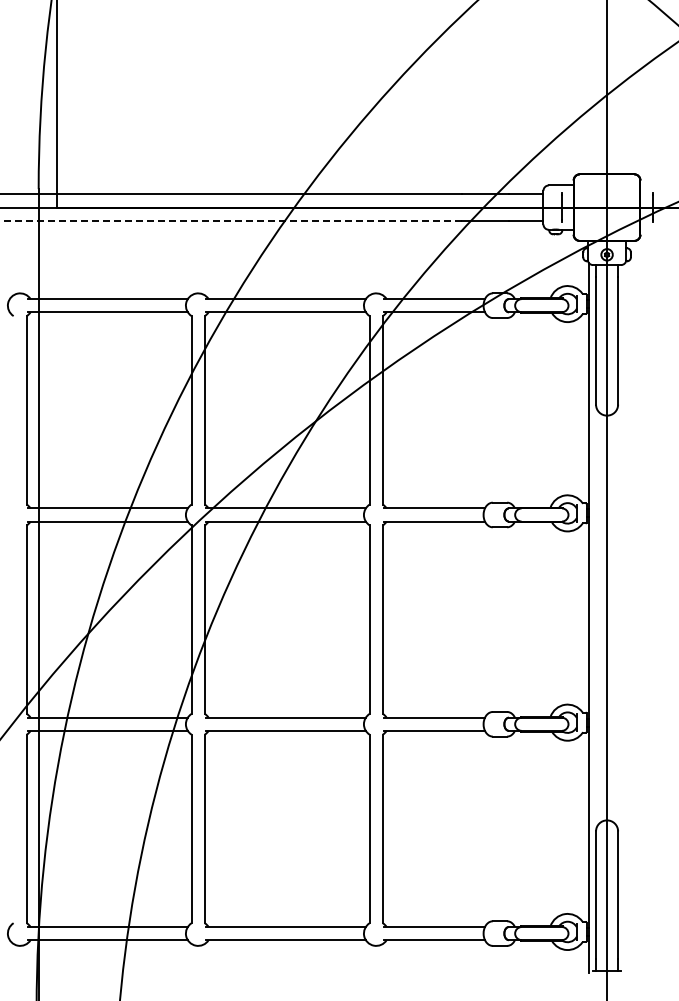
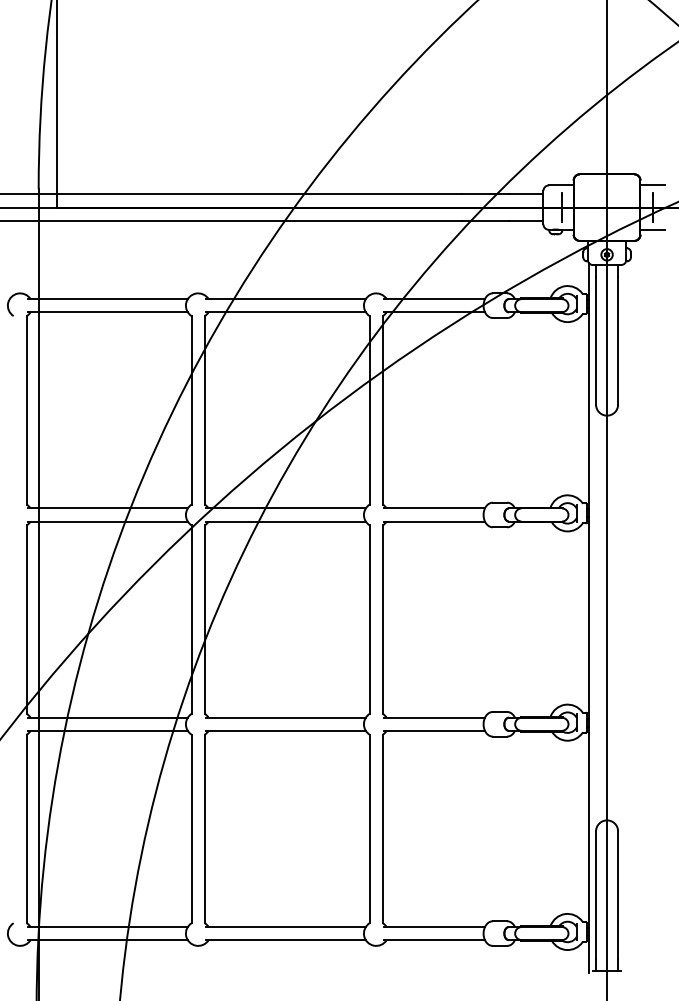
line: none -> present (652, 185)
line: dashed -> solid (231, 221)
line: none -> present (652, 229)
